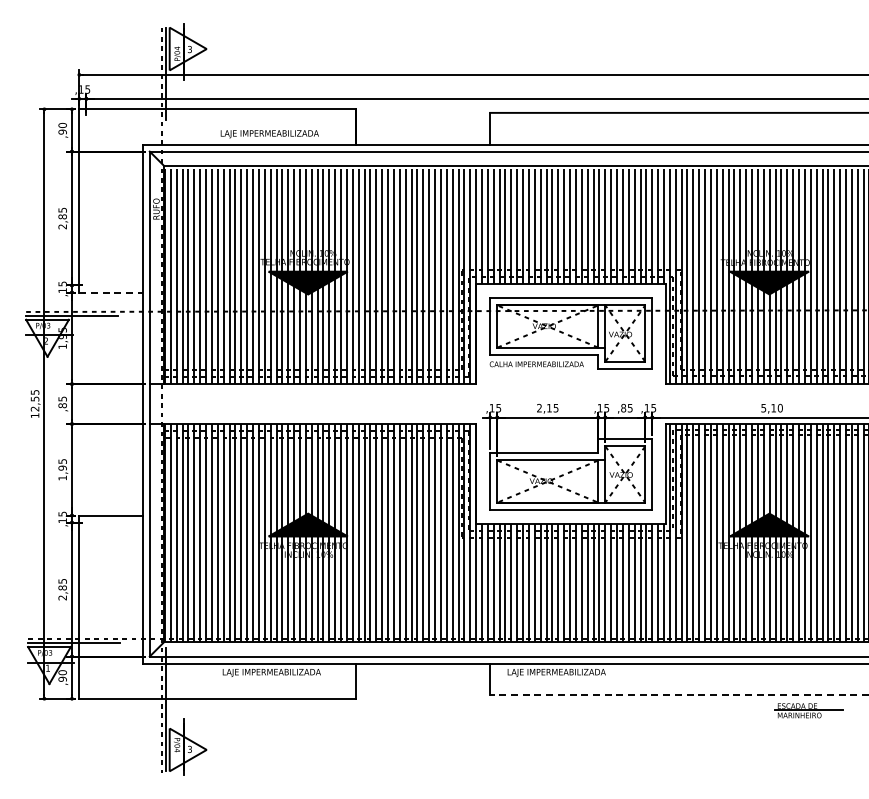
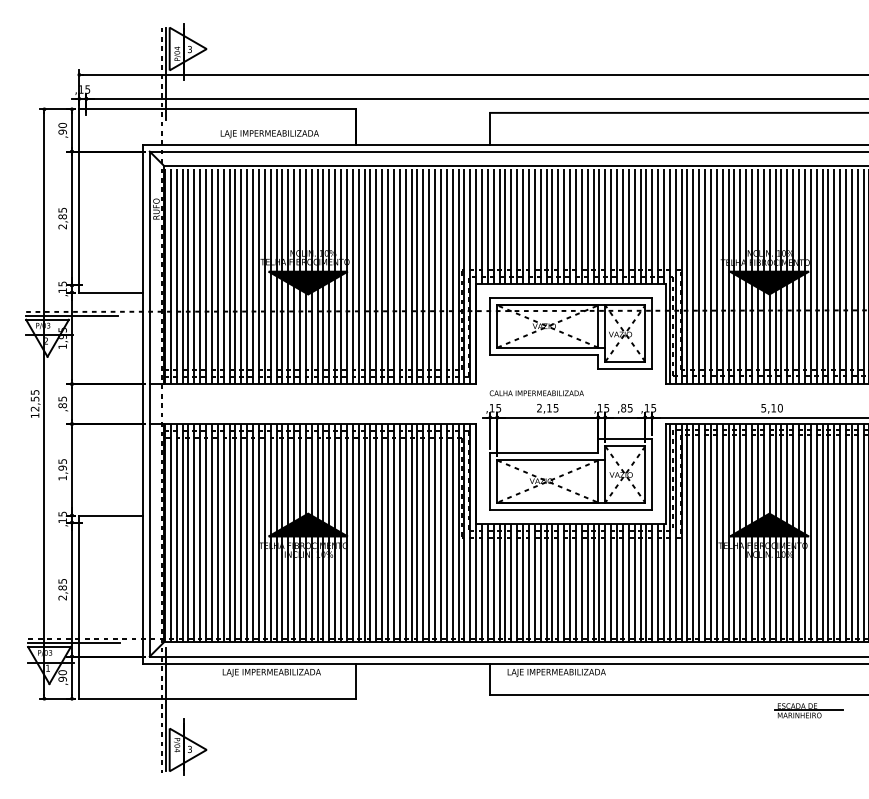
line: dashed -> solid (111, 292)
text position: (536, 364) -> (536, 393) (536, 393)
line: dashed -> solid (679, 695)
